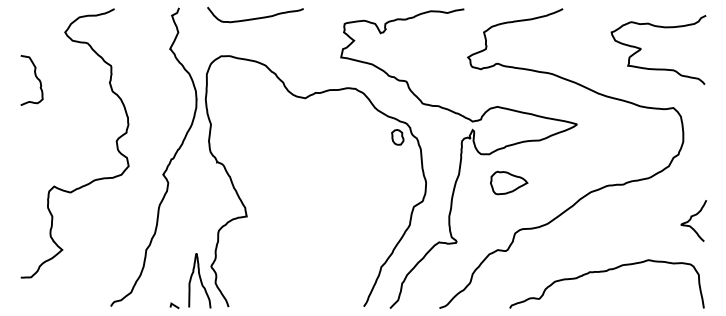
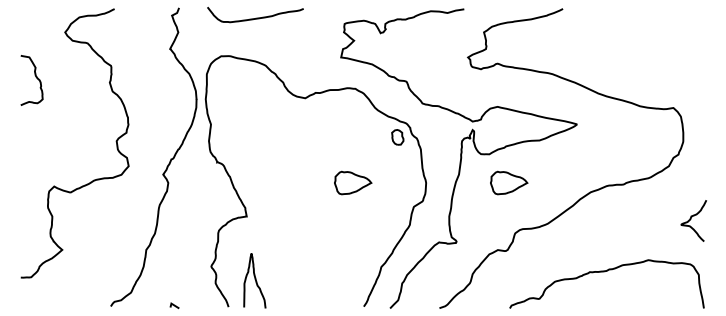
curve: present -> none (641, 49)
part: none -> present (353, 182)
curve position: (199, 279) -> (254, 279) (254, 279)
